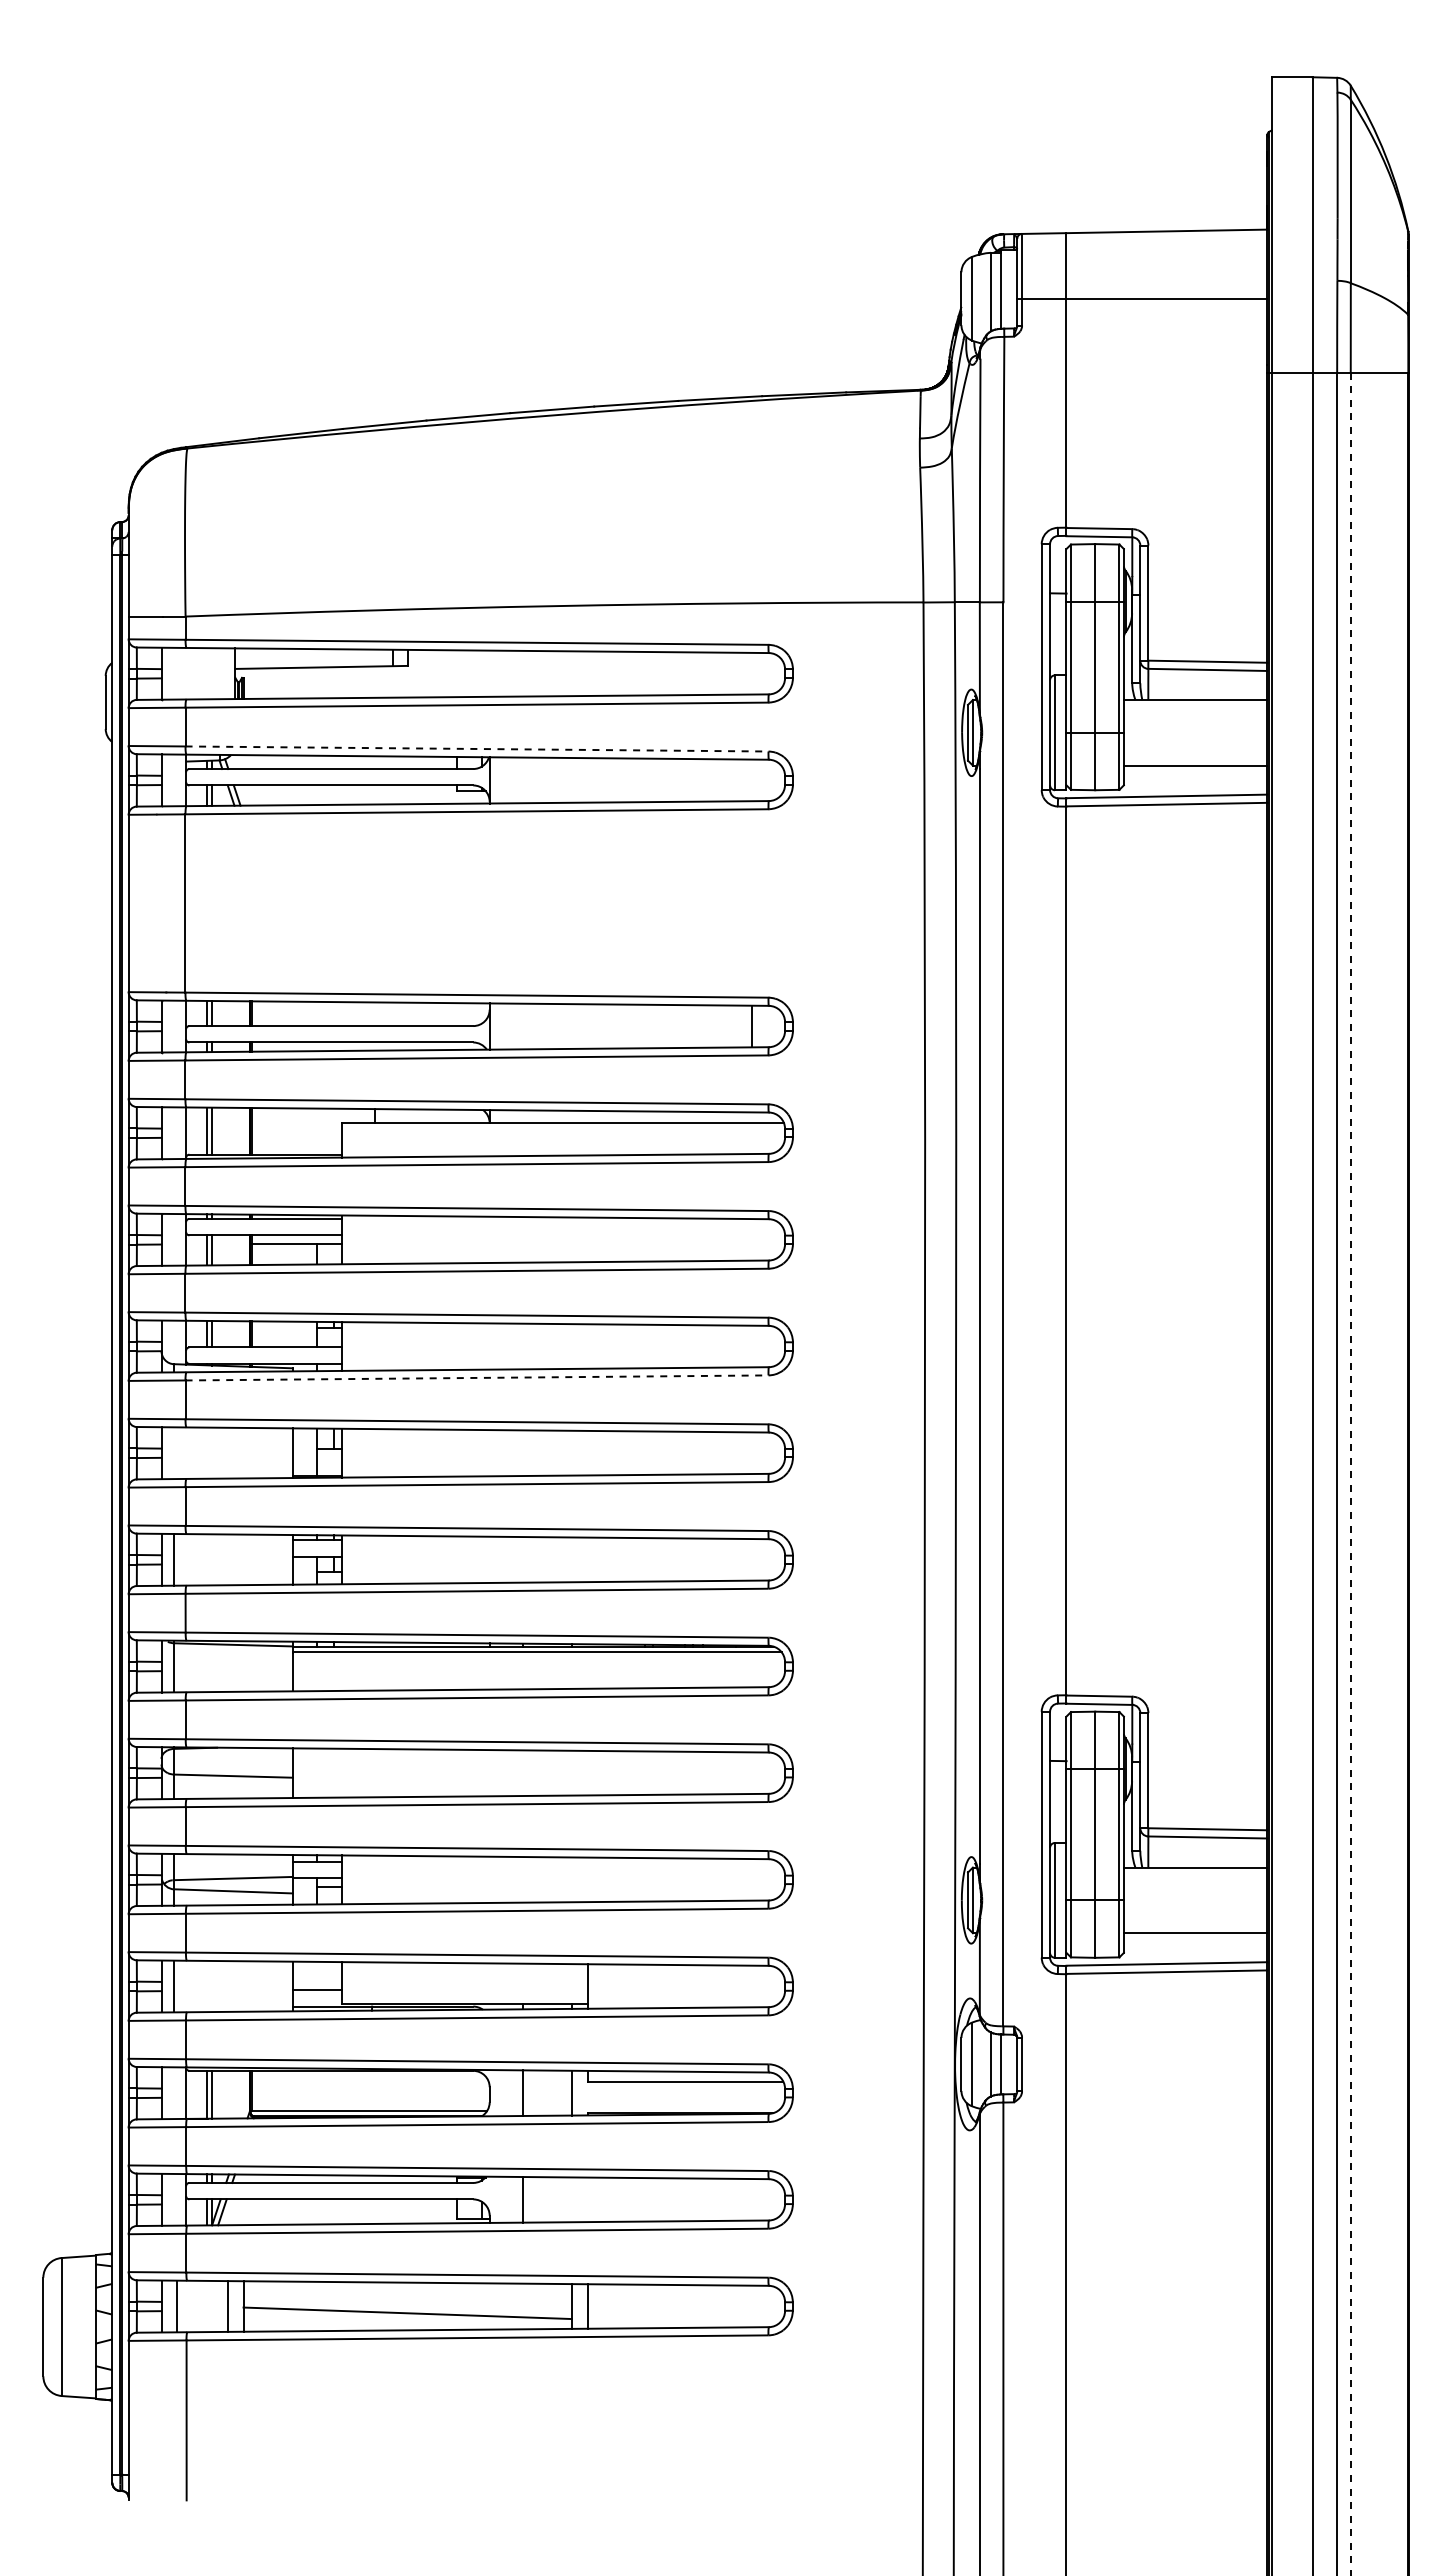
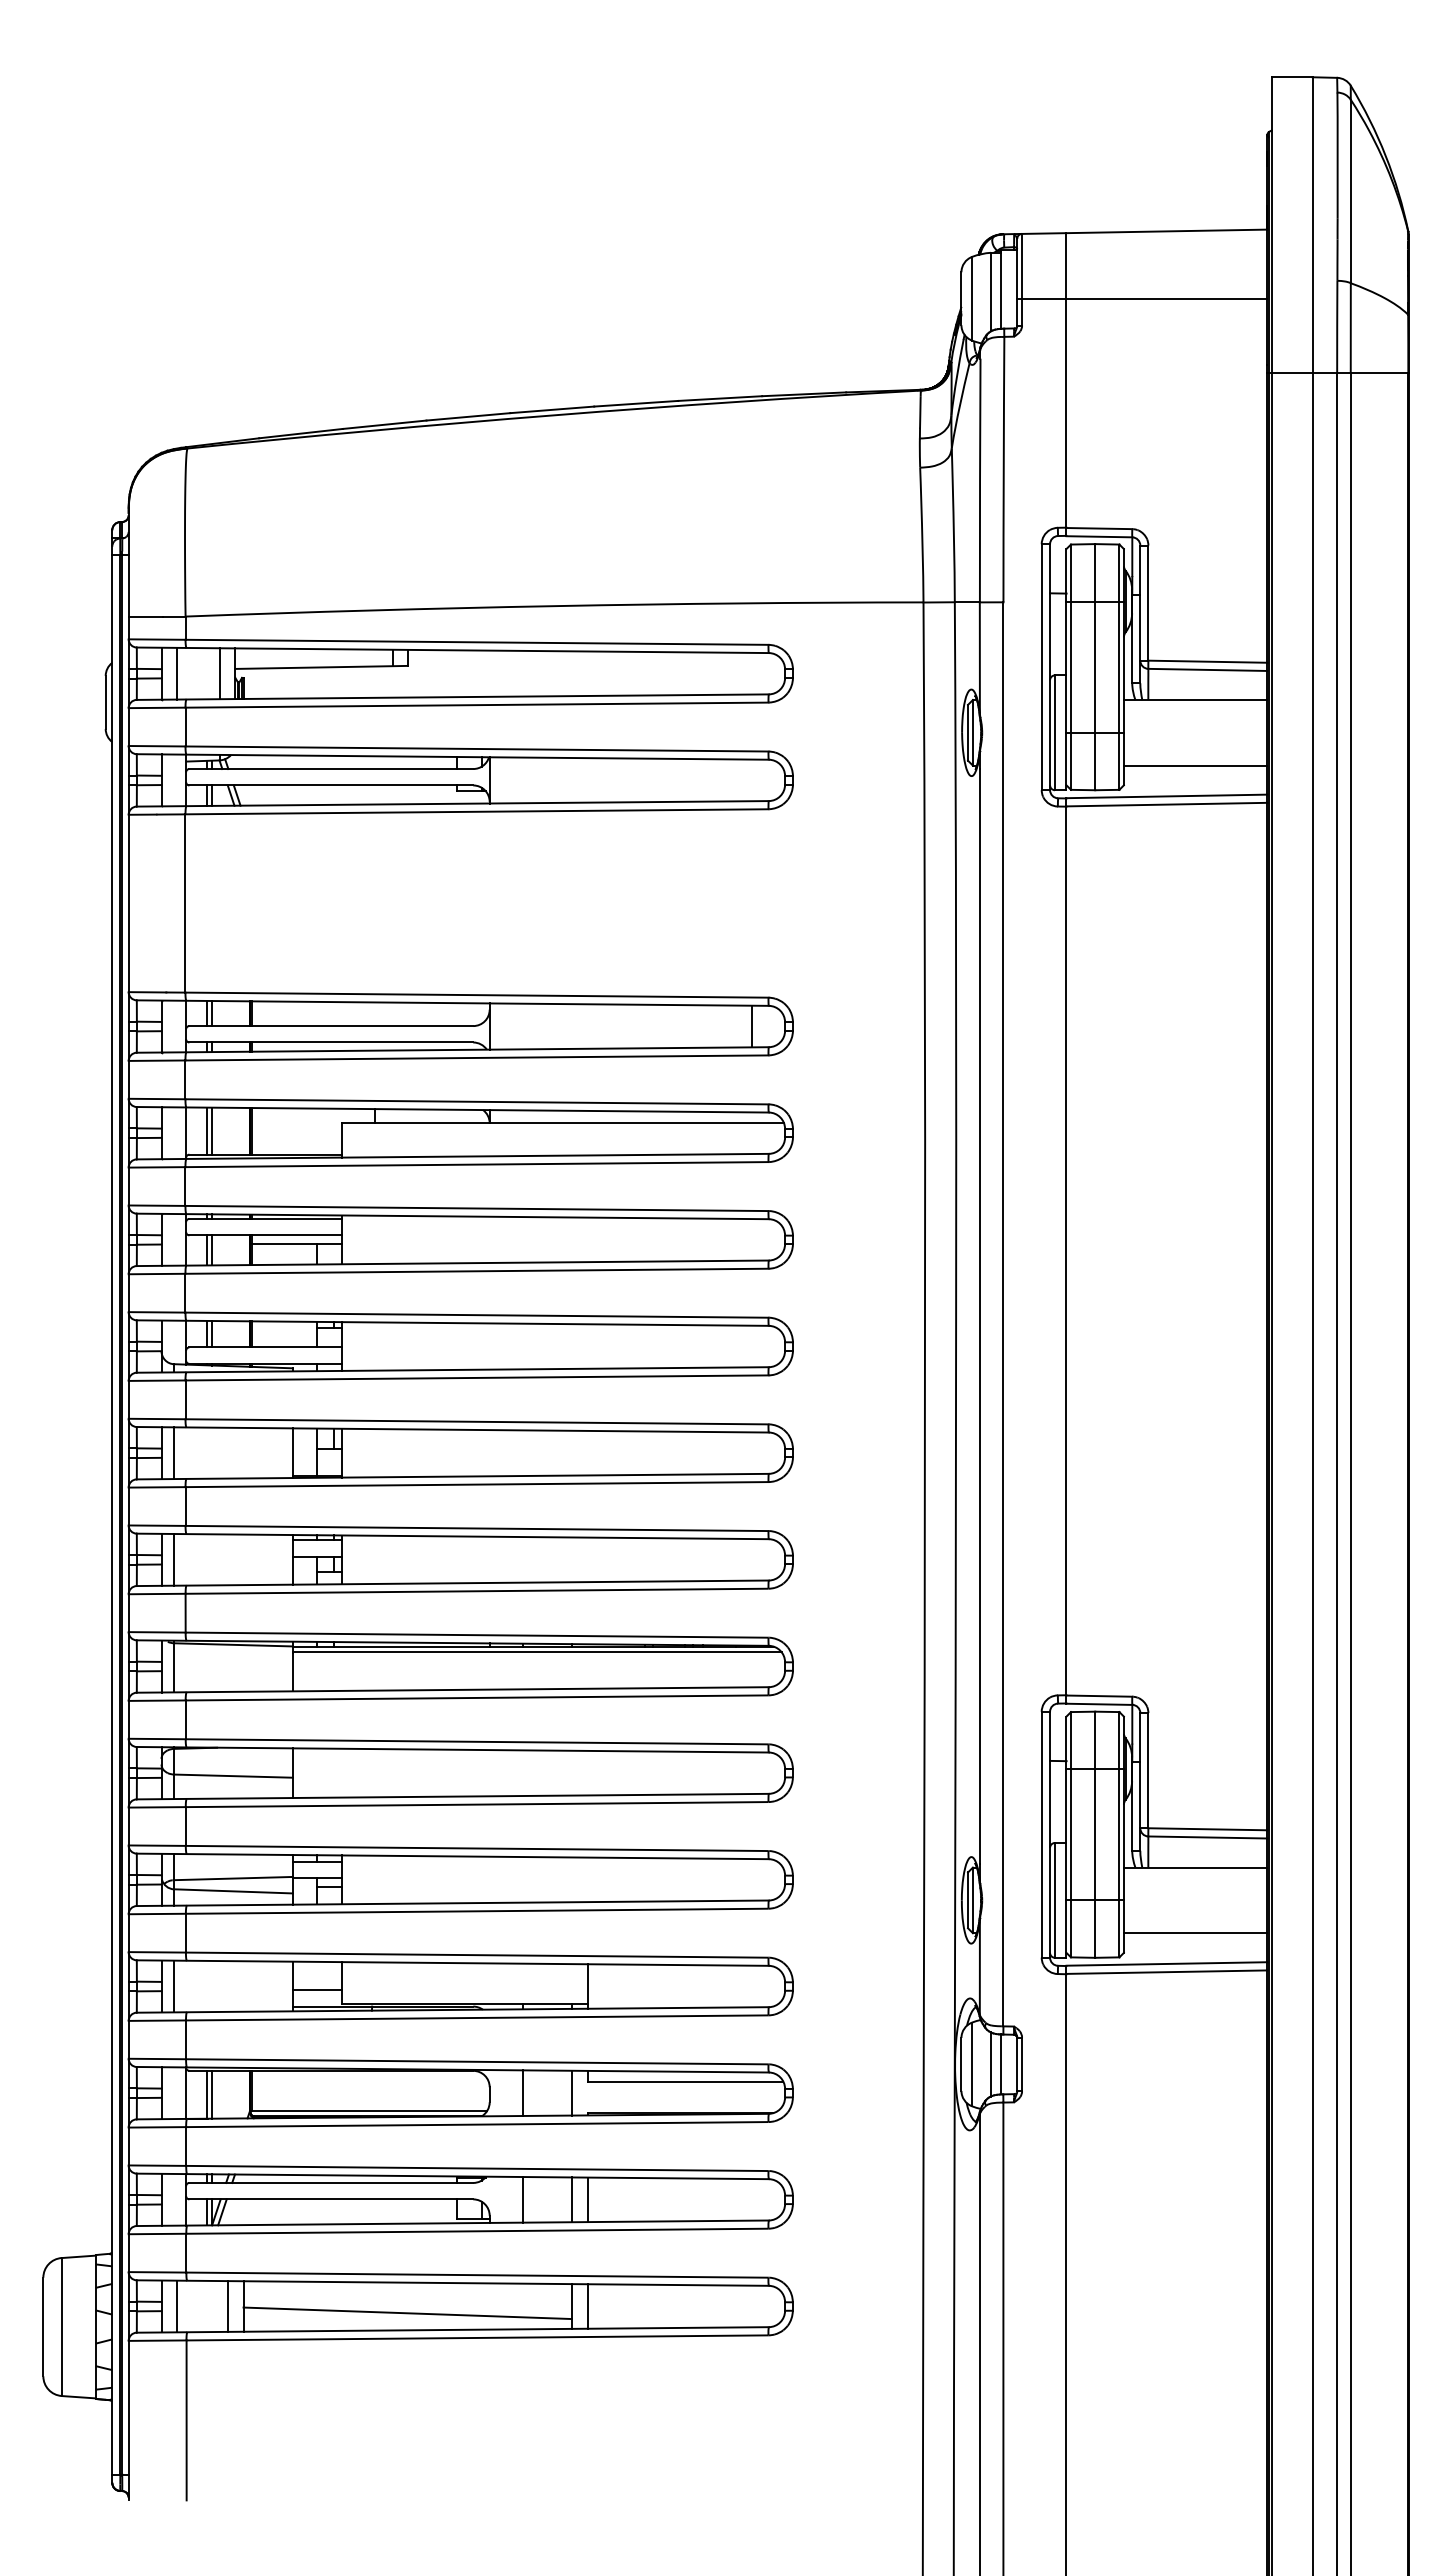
line: none -> present (177, 673)
line: none -> present (219, 673)
line: dashed -> solid (477, 748)
line: dashed -> solid (477, 1377)
line: none -> present (174, 1453)
line: dashed -> solid (1350, 1474)
line: none -> present (571, 2199)
line: none -> present (588, 2199)
